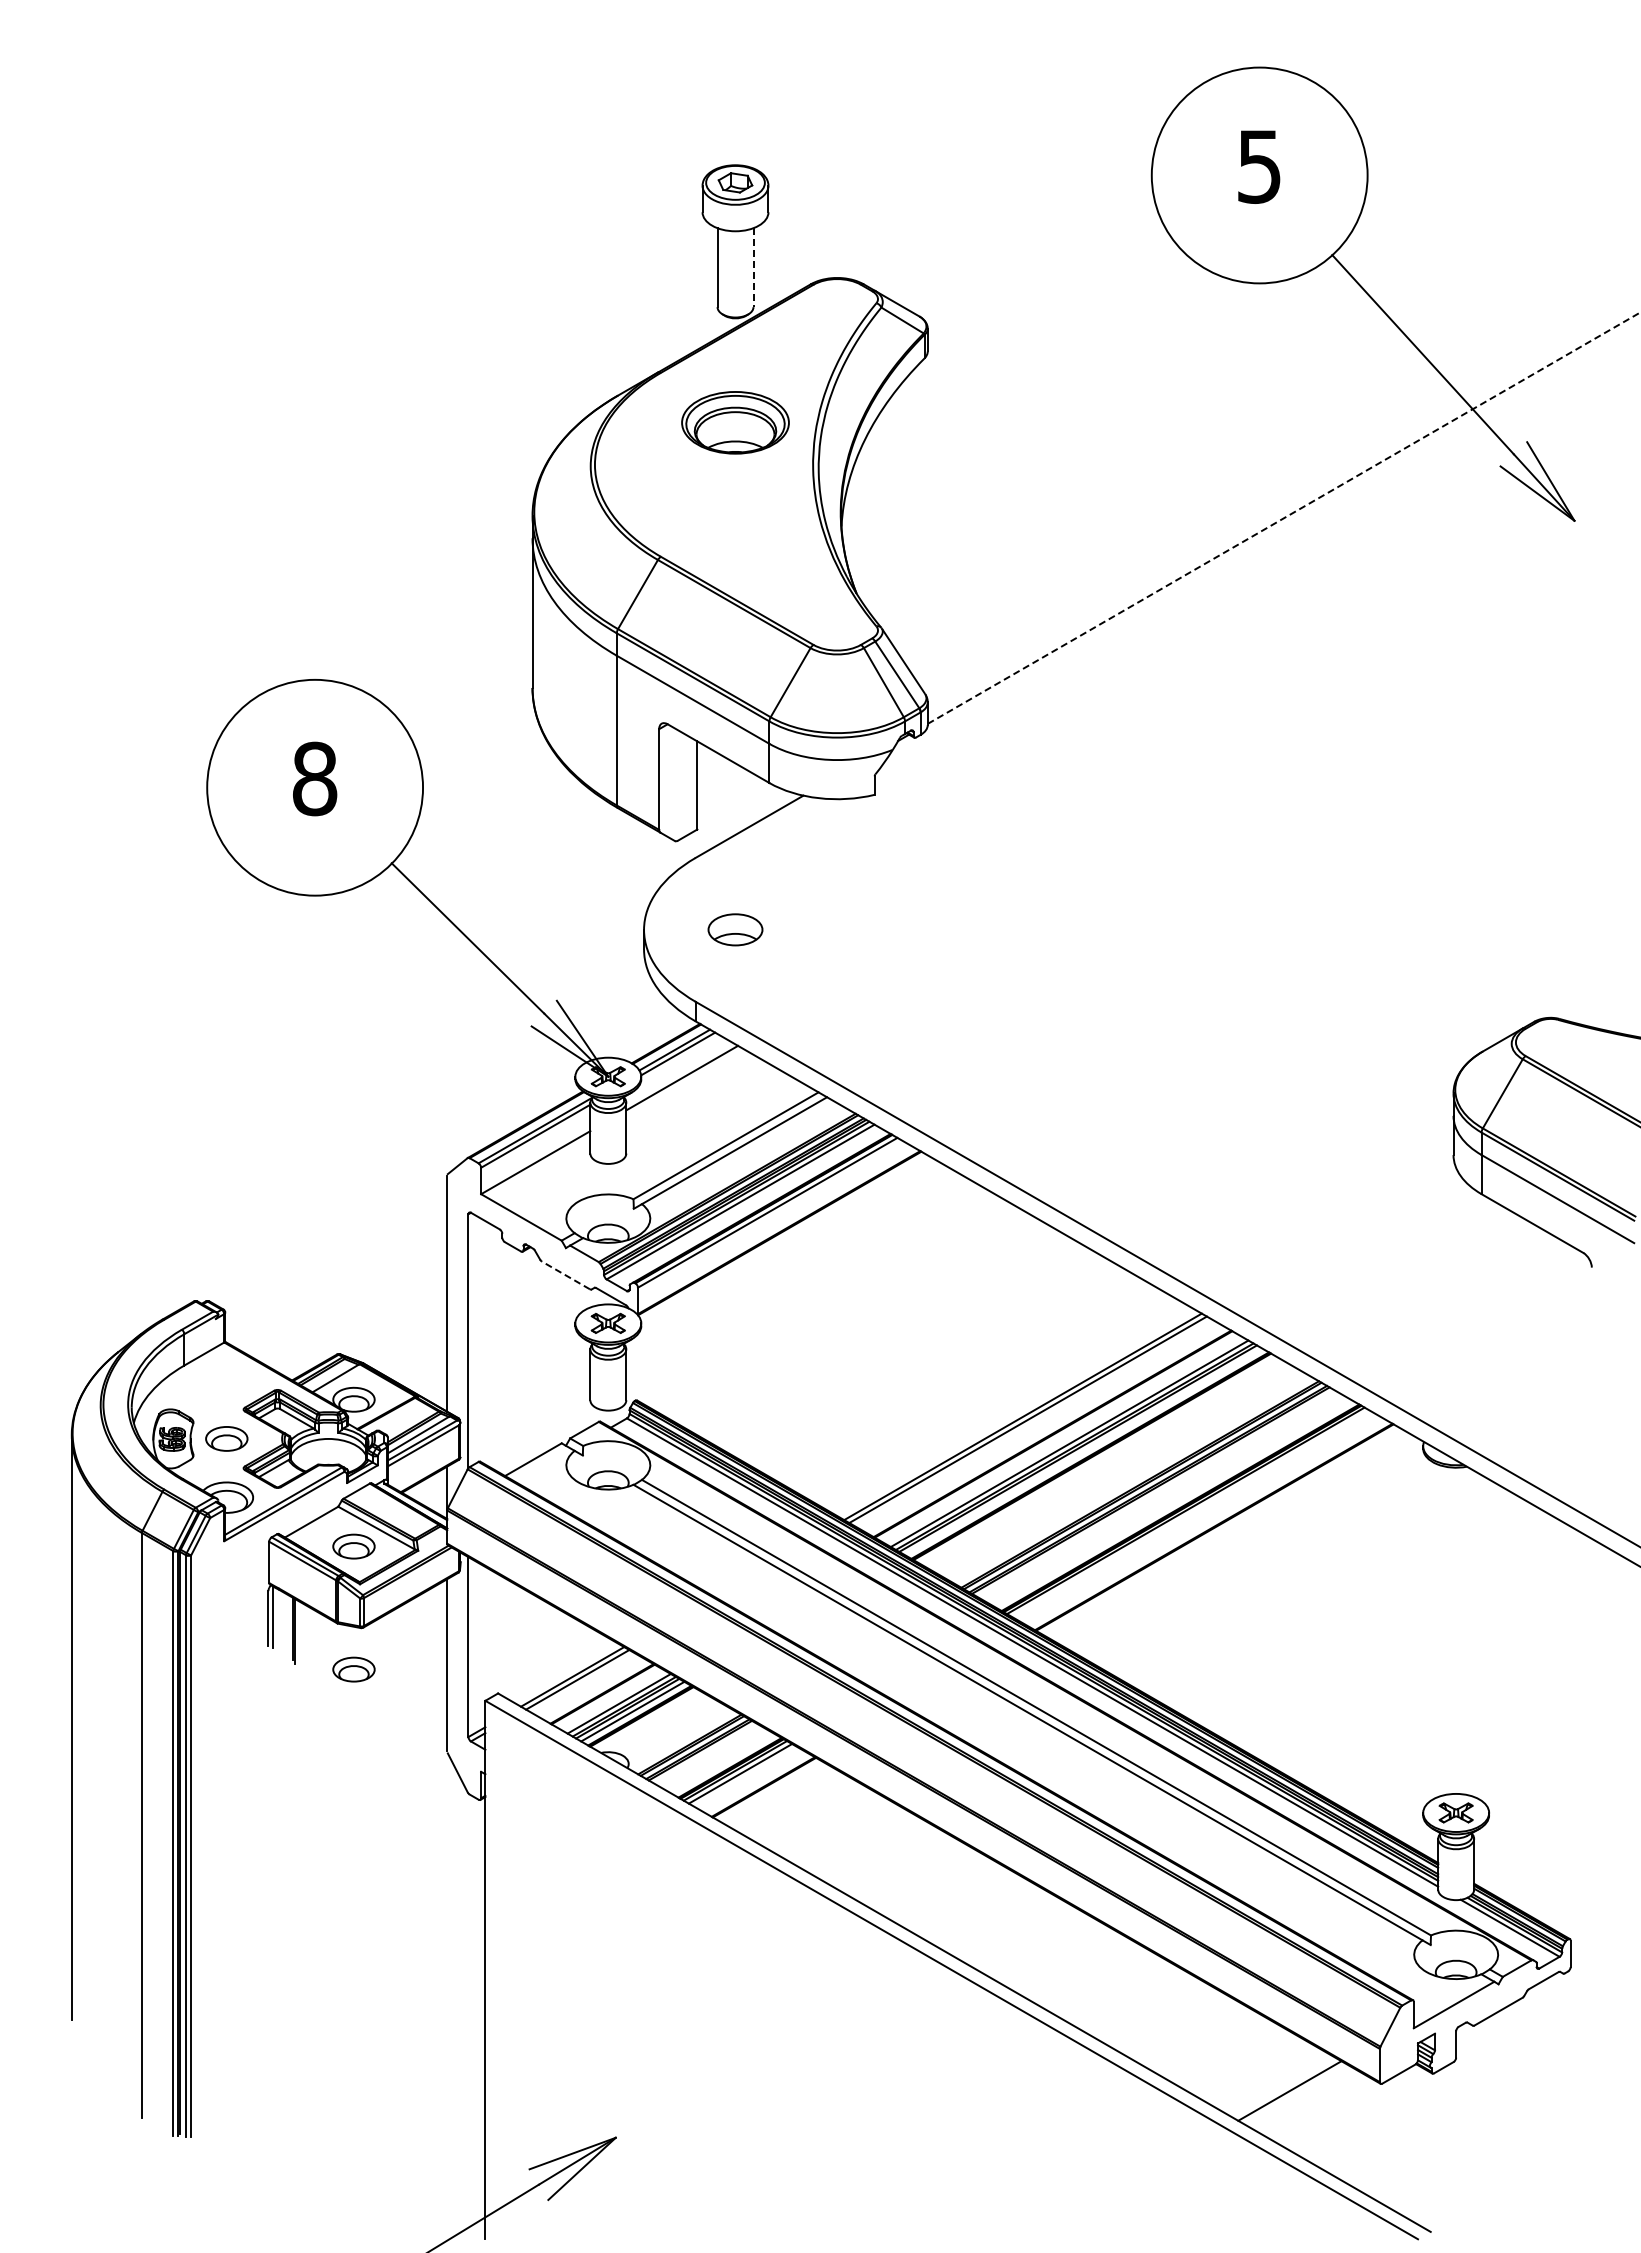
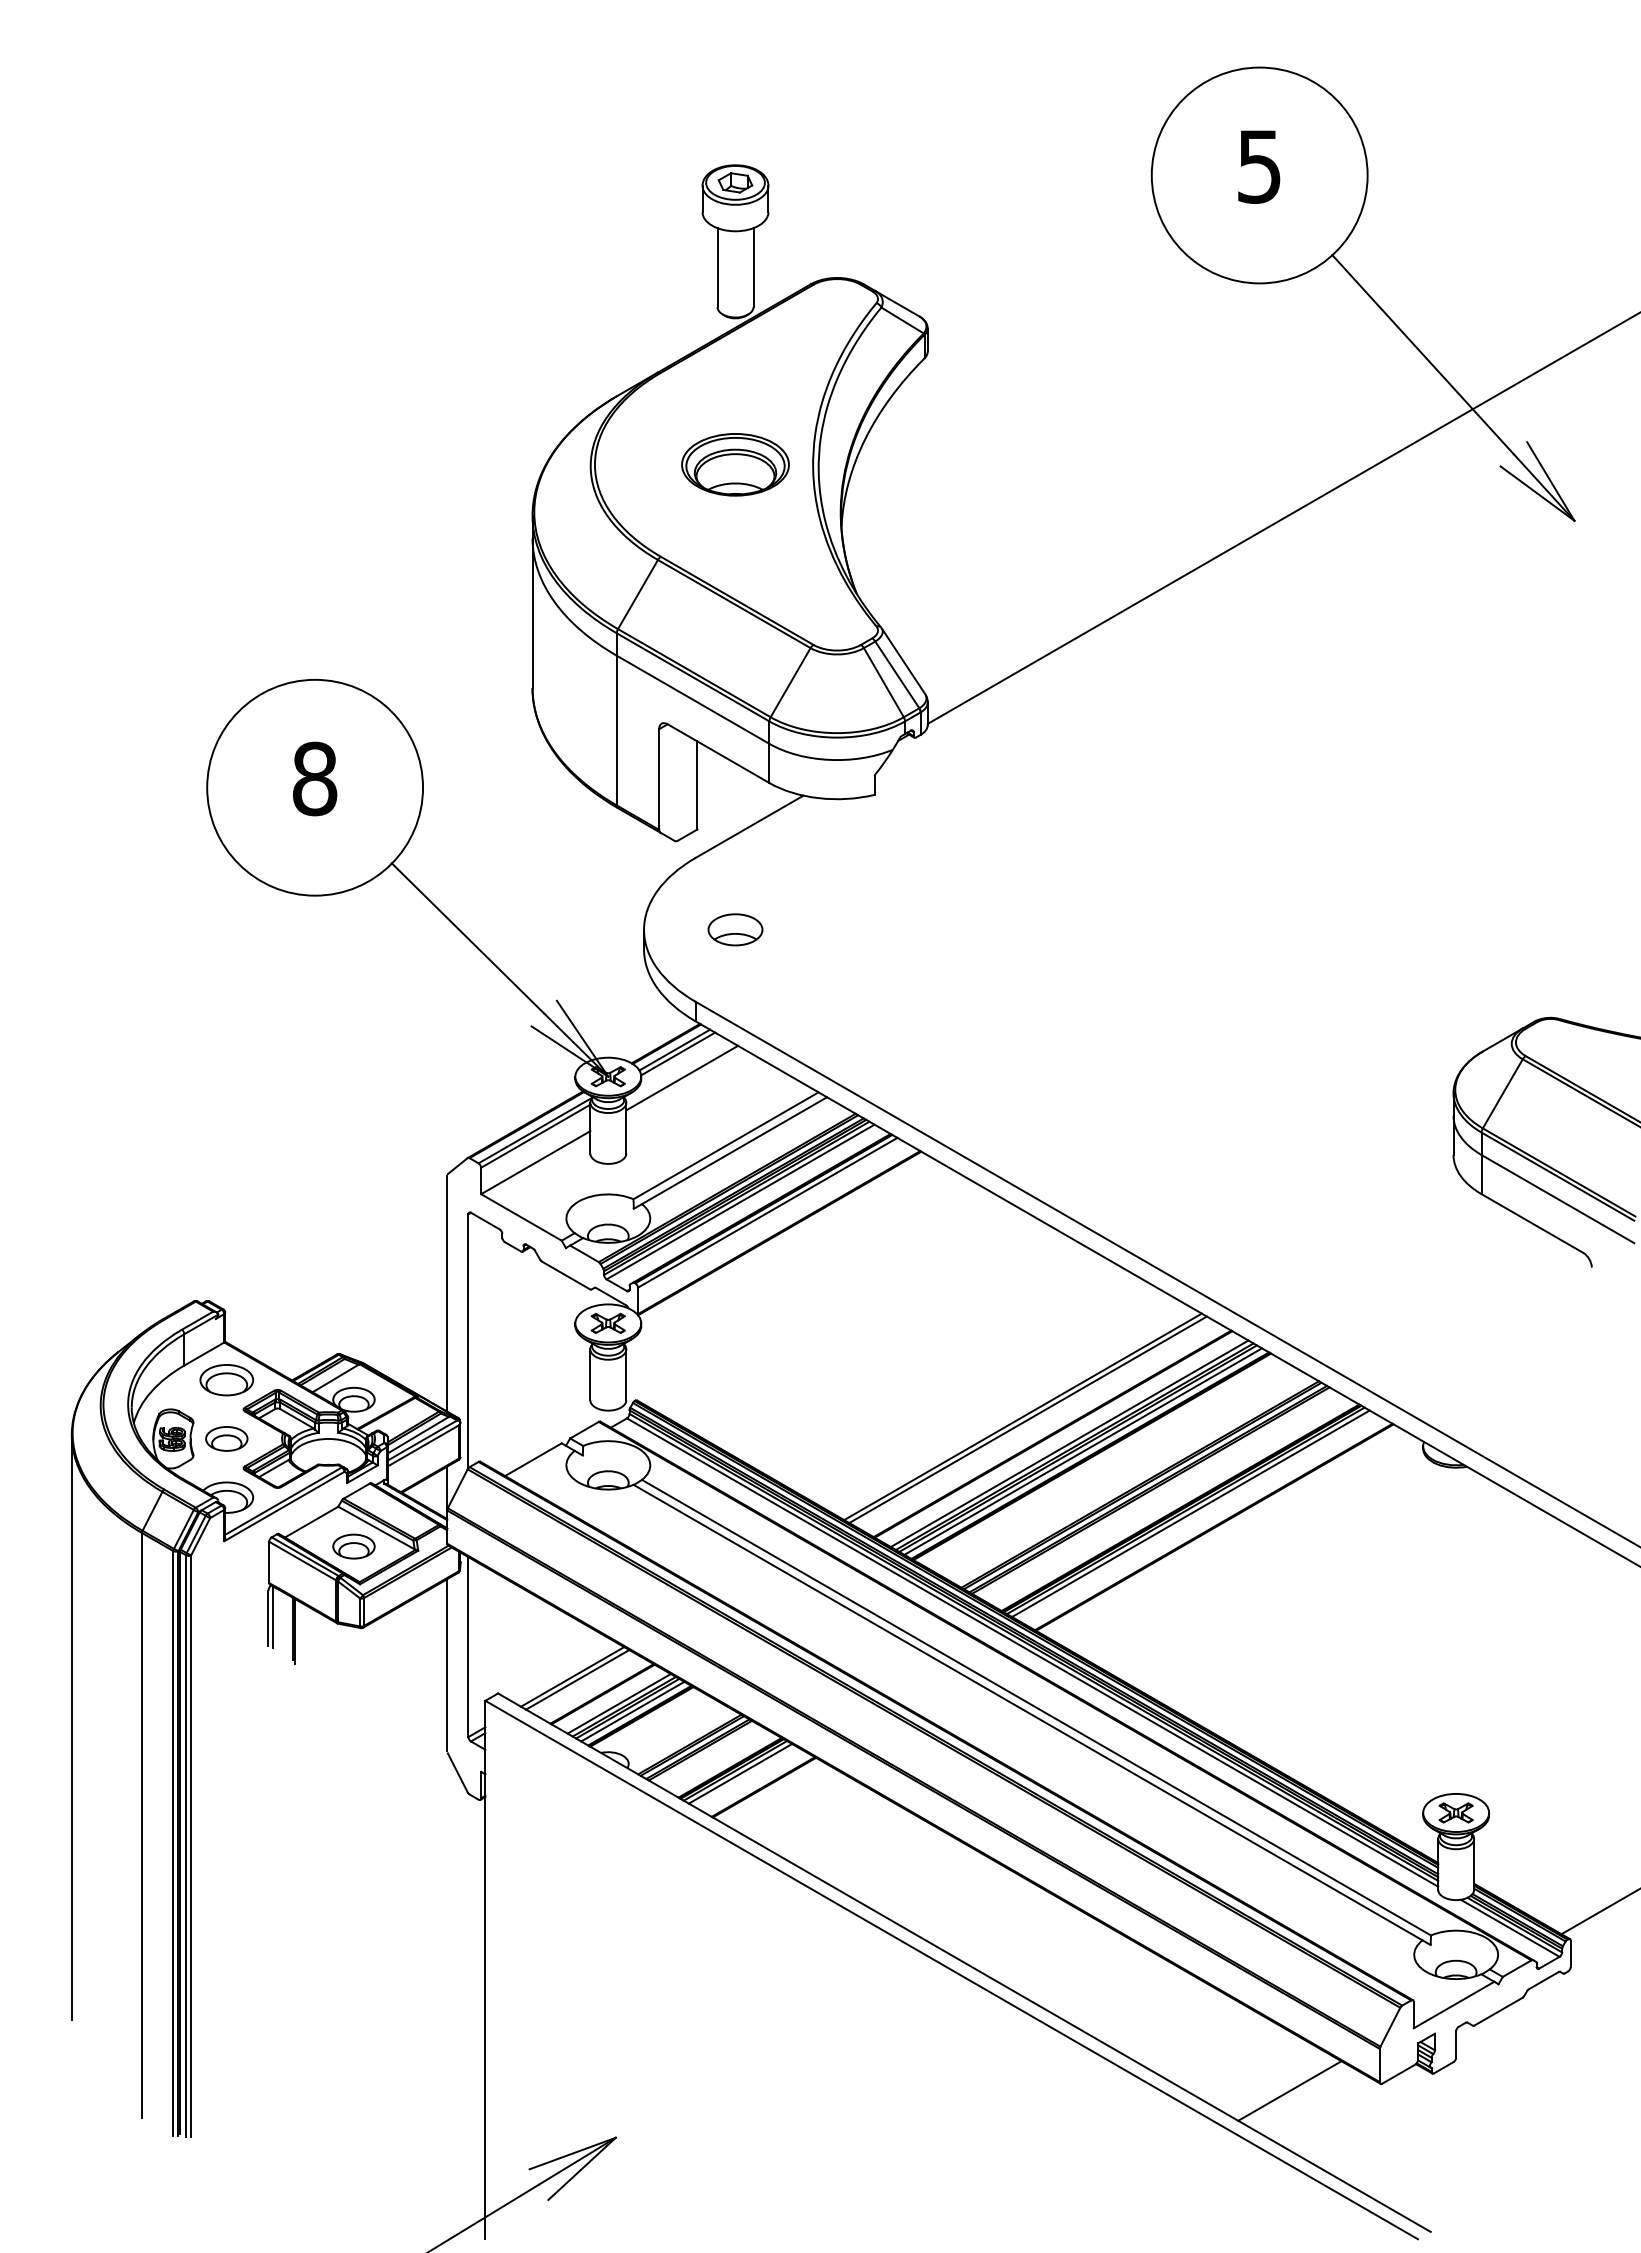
line: dashed -> solid (753, 268)
part position: (735, 422) -> (735, 464) (735, 464)
line: dashed -> solid (1284, 517)
line: dashed -> solid (565, 1275)
part: none -> present (226, 1380)
line: none -> present (1083, 1451)
line: none -> present (1190, 1513)
part: present -> none (353, 1669)
line: none -> present (1599, 1912)
